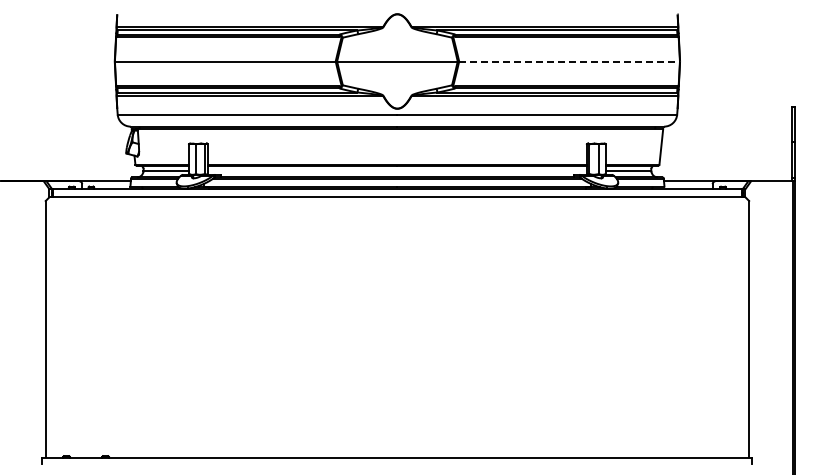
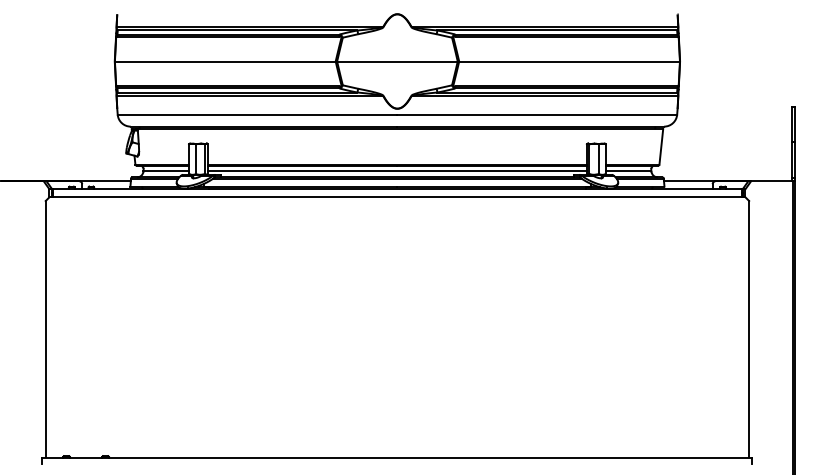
line: dashed -> solid (570, 61)
line: none -> present (396, 171)
